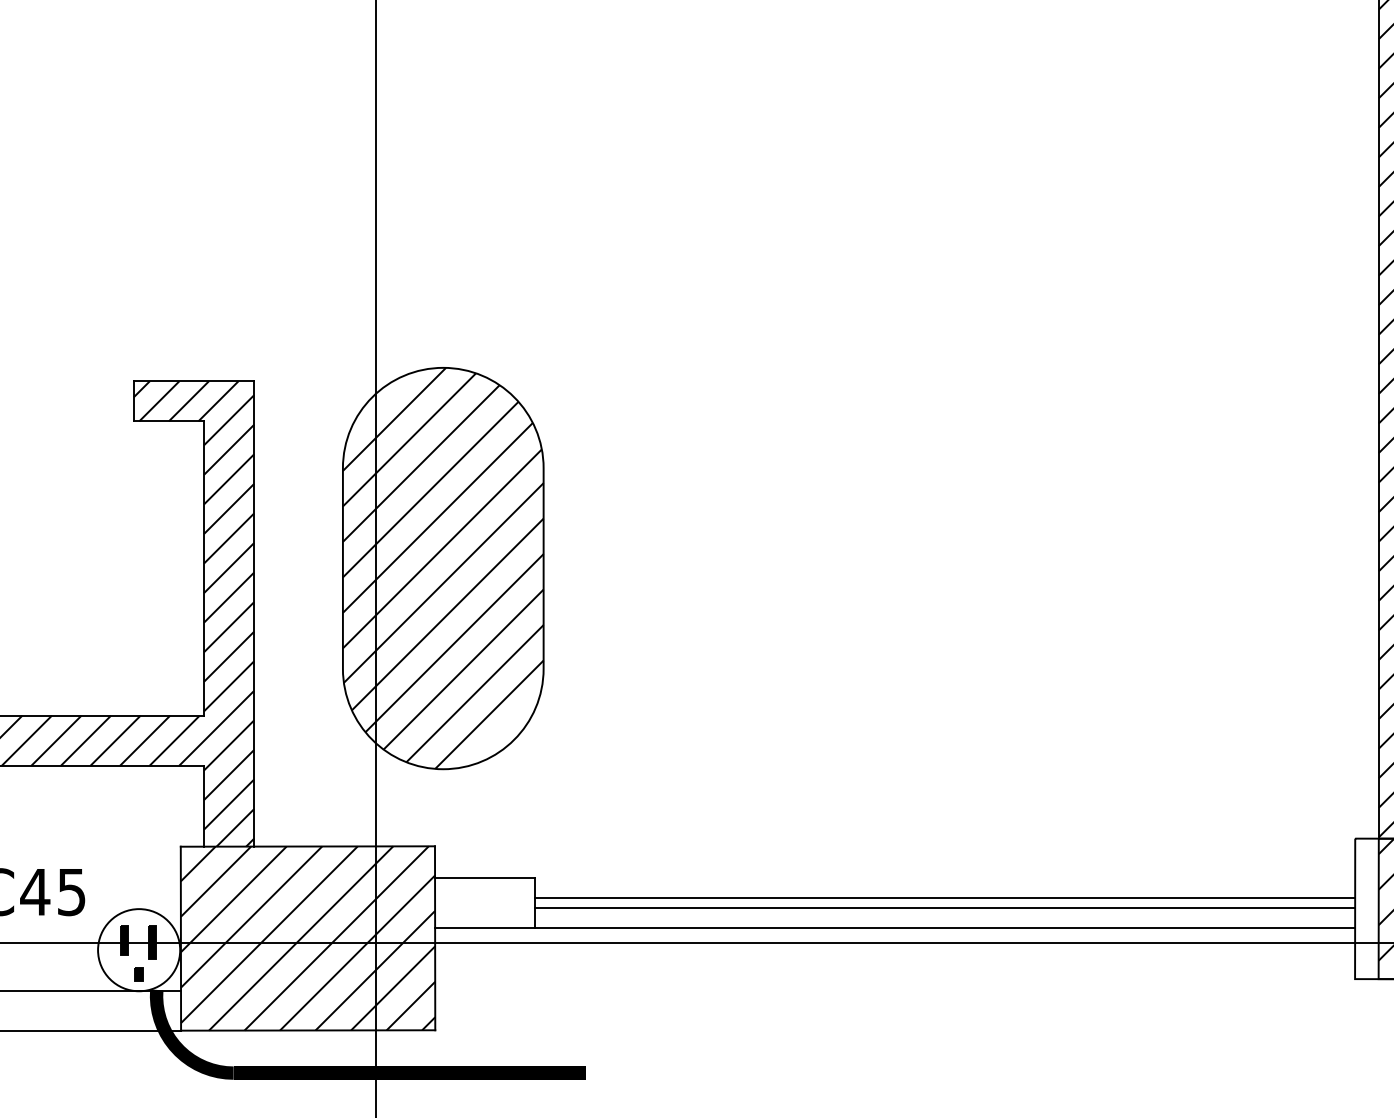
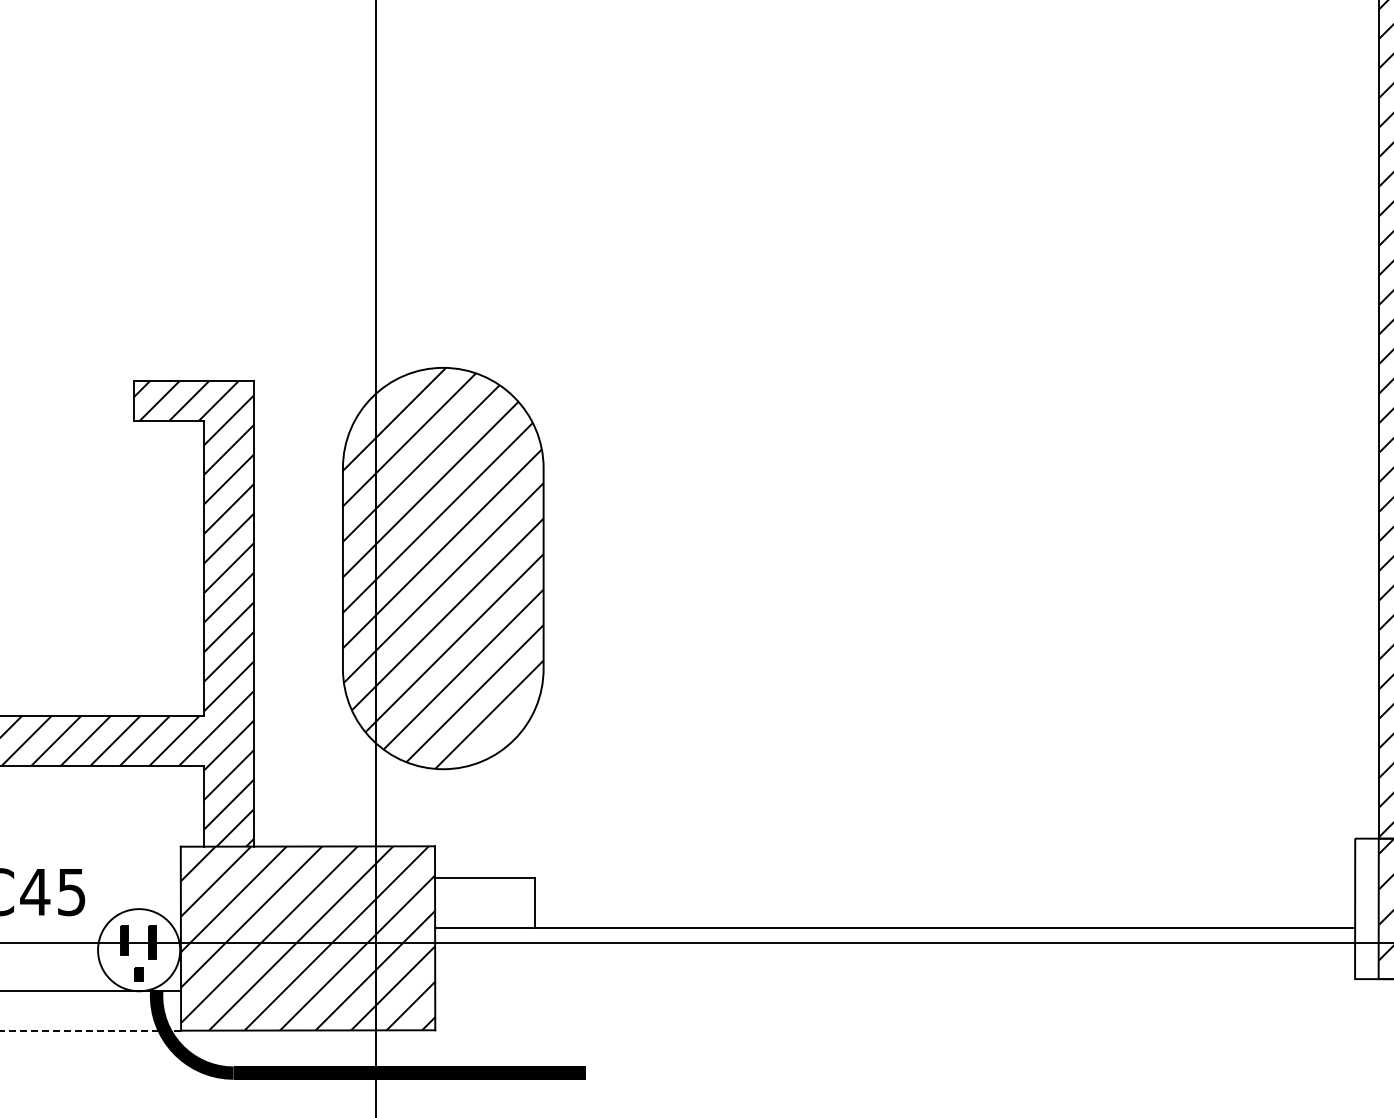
line: present -> none (945, 898)
line: present -> none (945, 908)
line: solid -> dashed (90, 1030)
